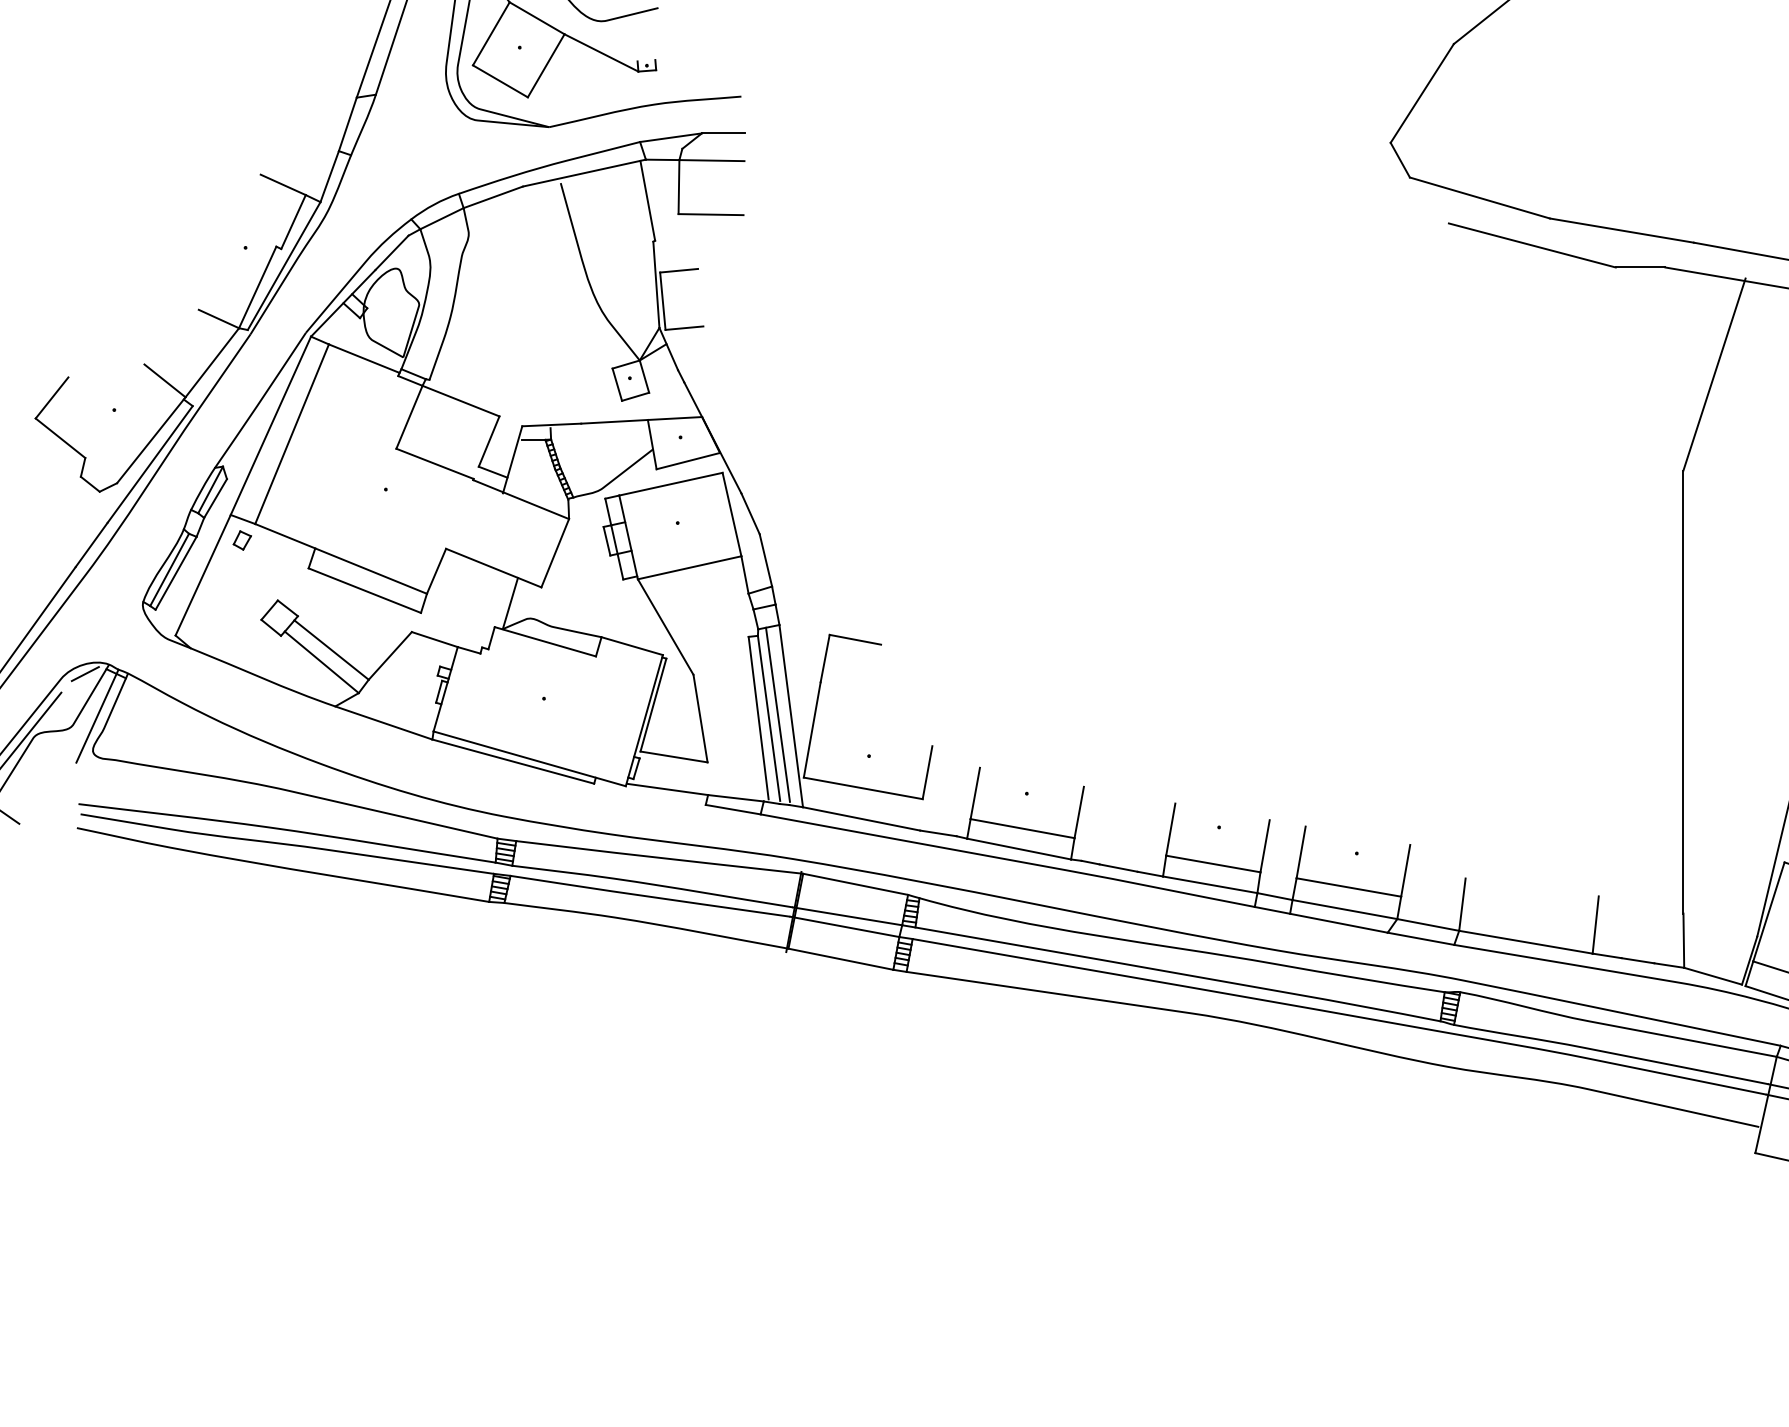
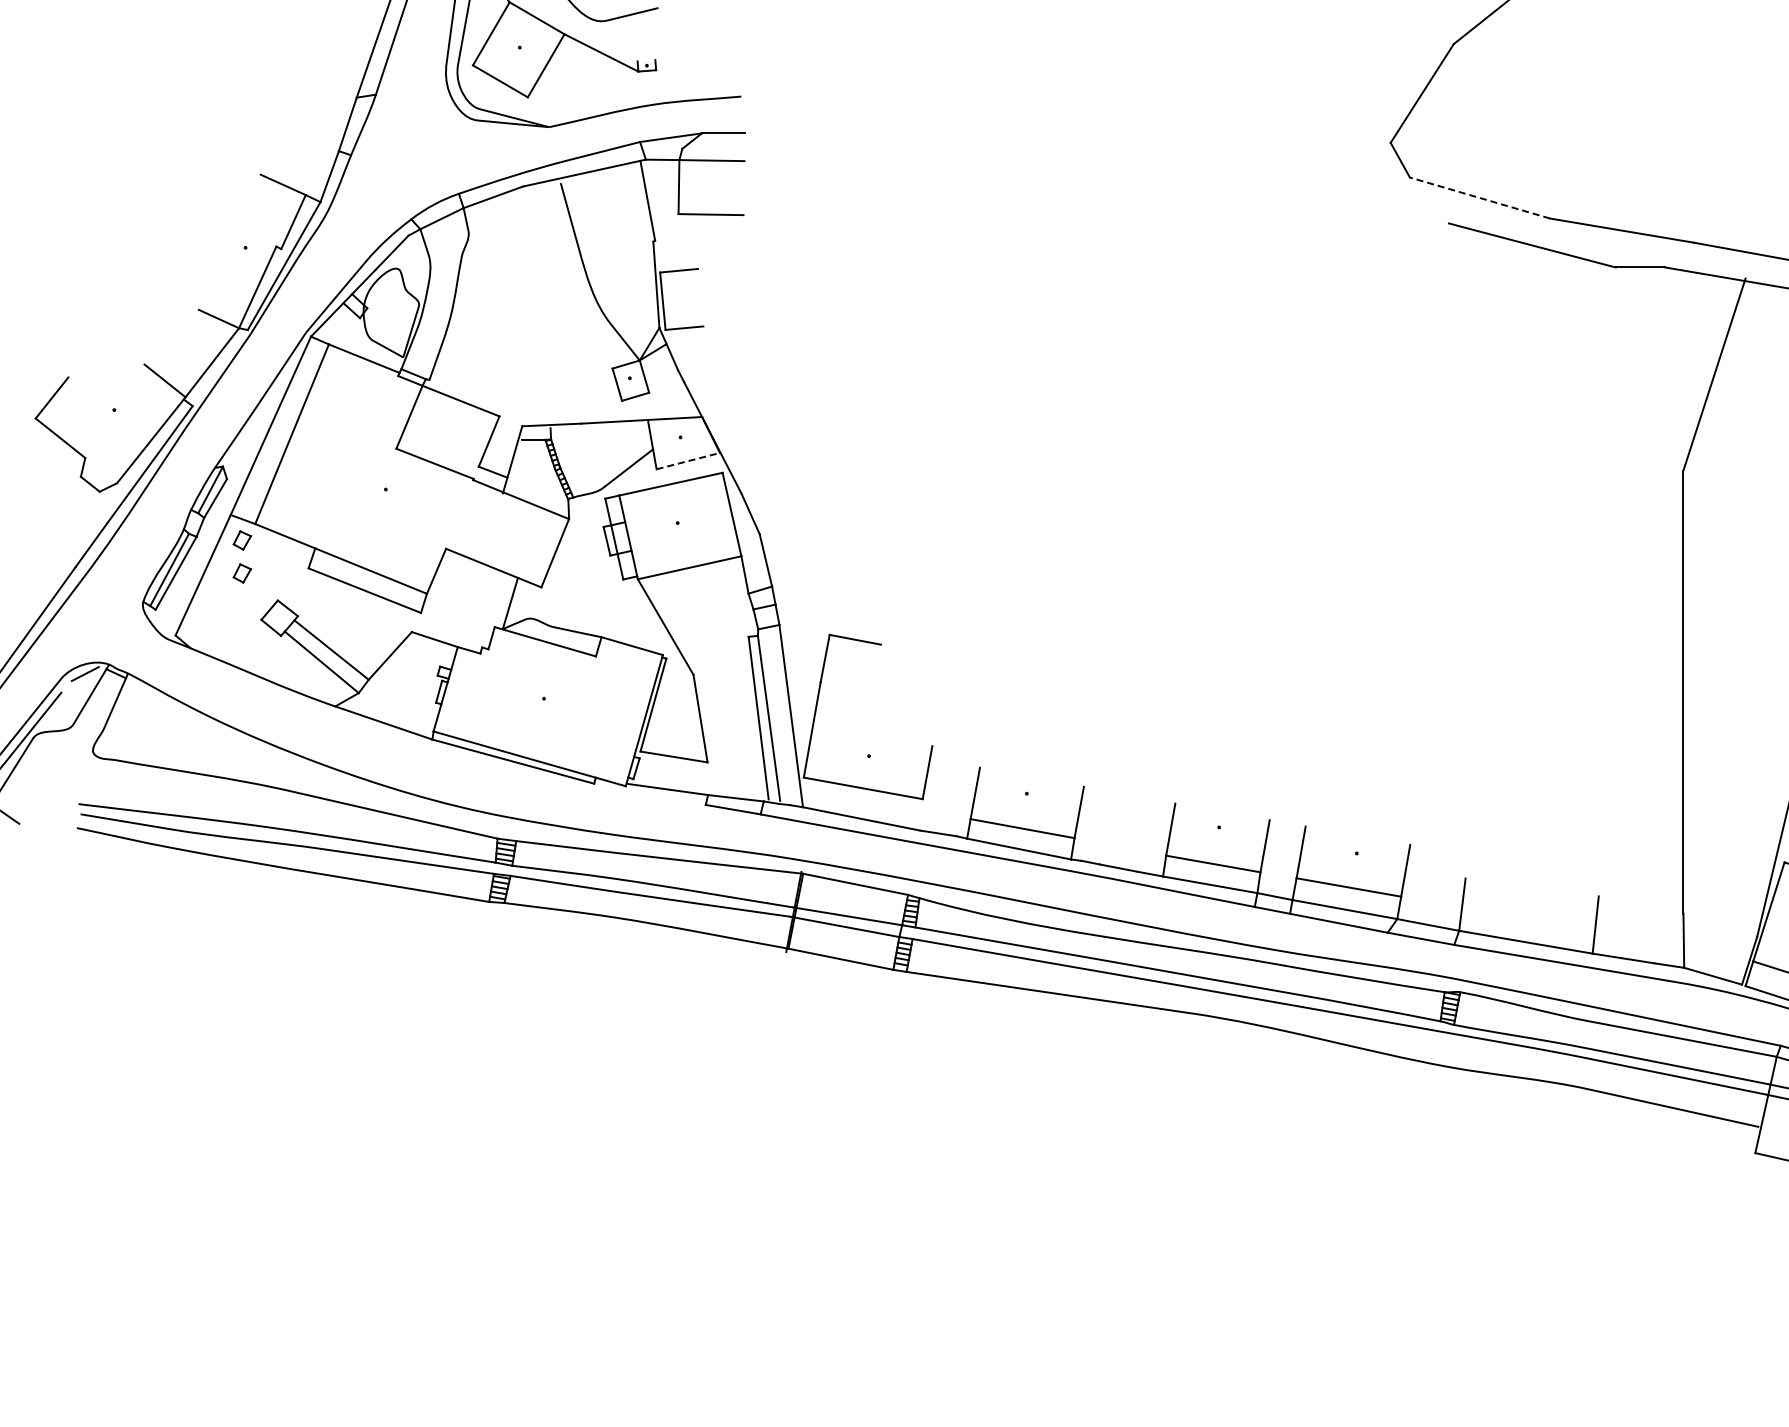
line: solid -> dashed (1479, 198)
line: solid -> dashed (688, 461)
part: none -> present (241, 573)
line: present -> none (777, 714)
line: present -> none (97, 715)
